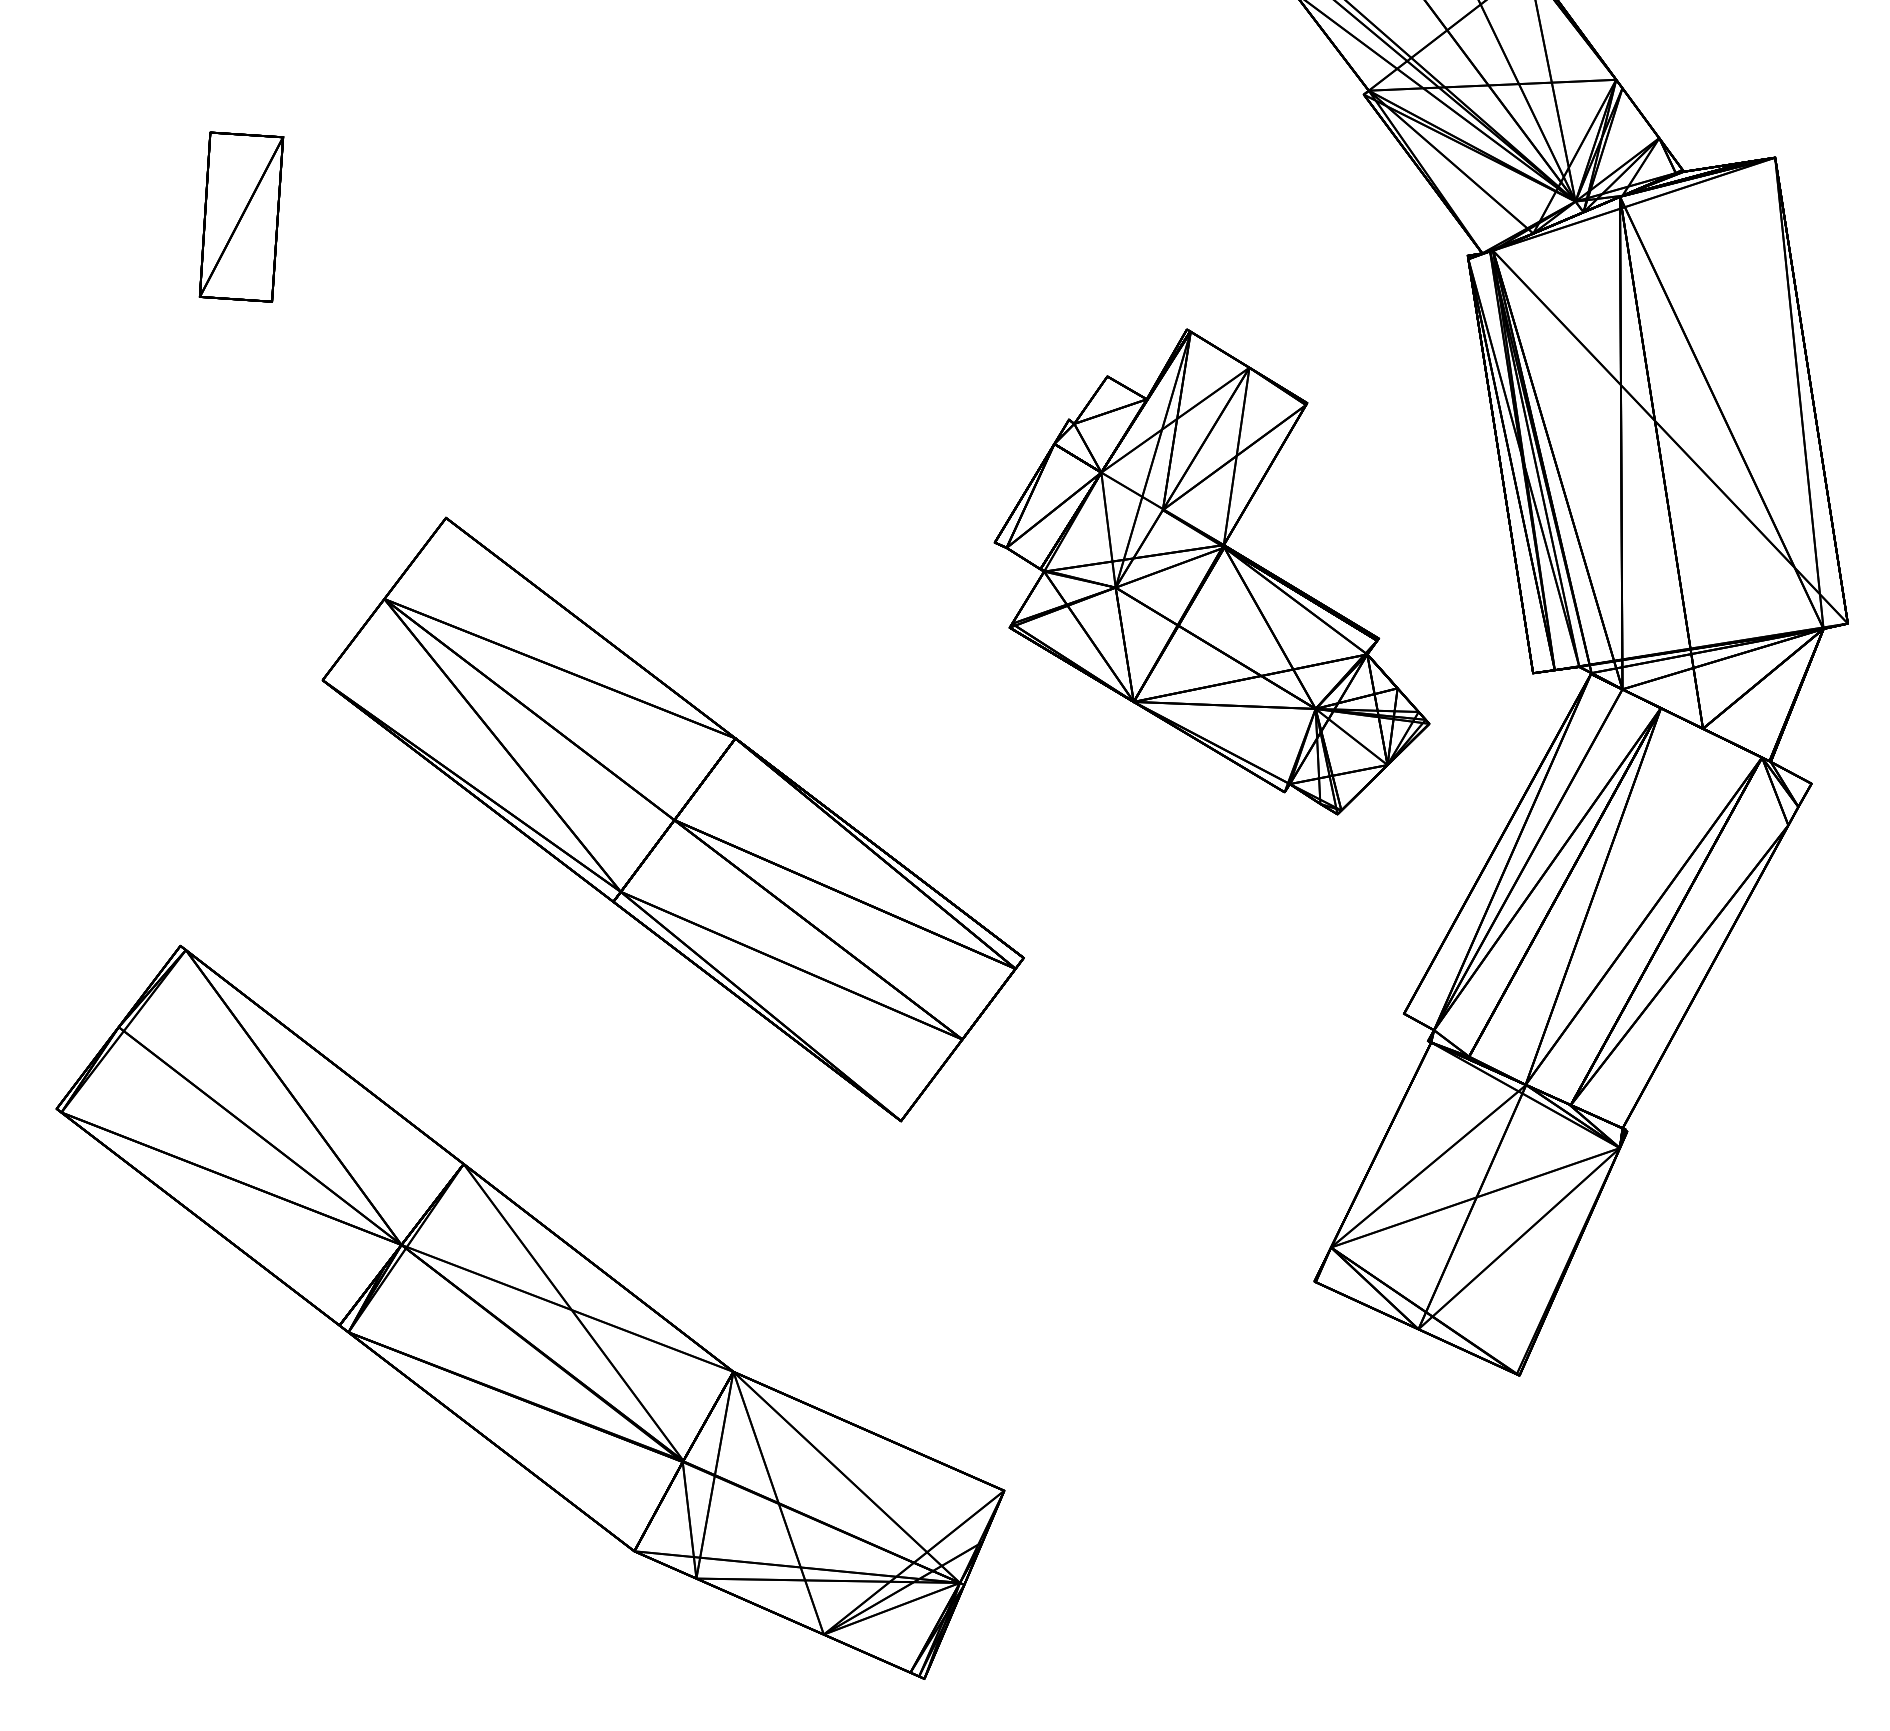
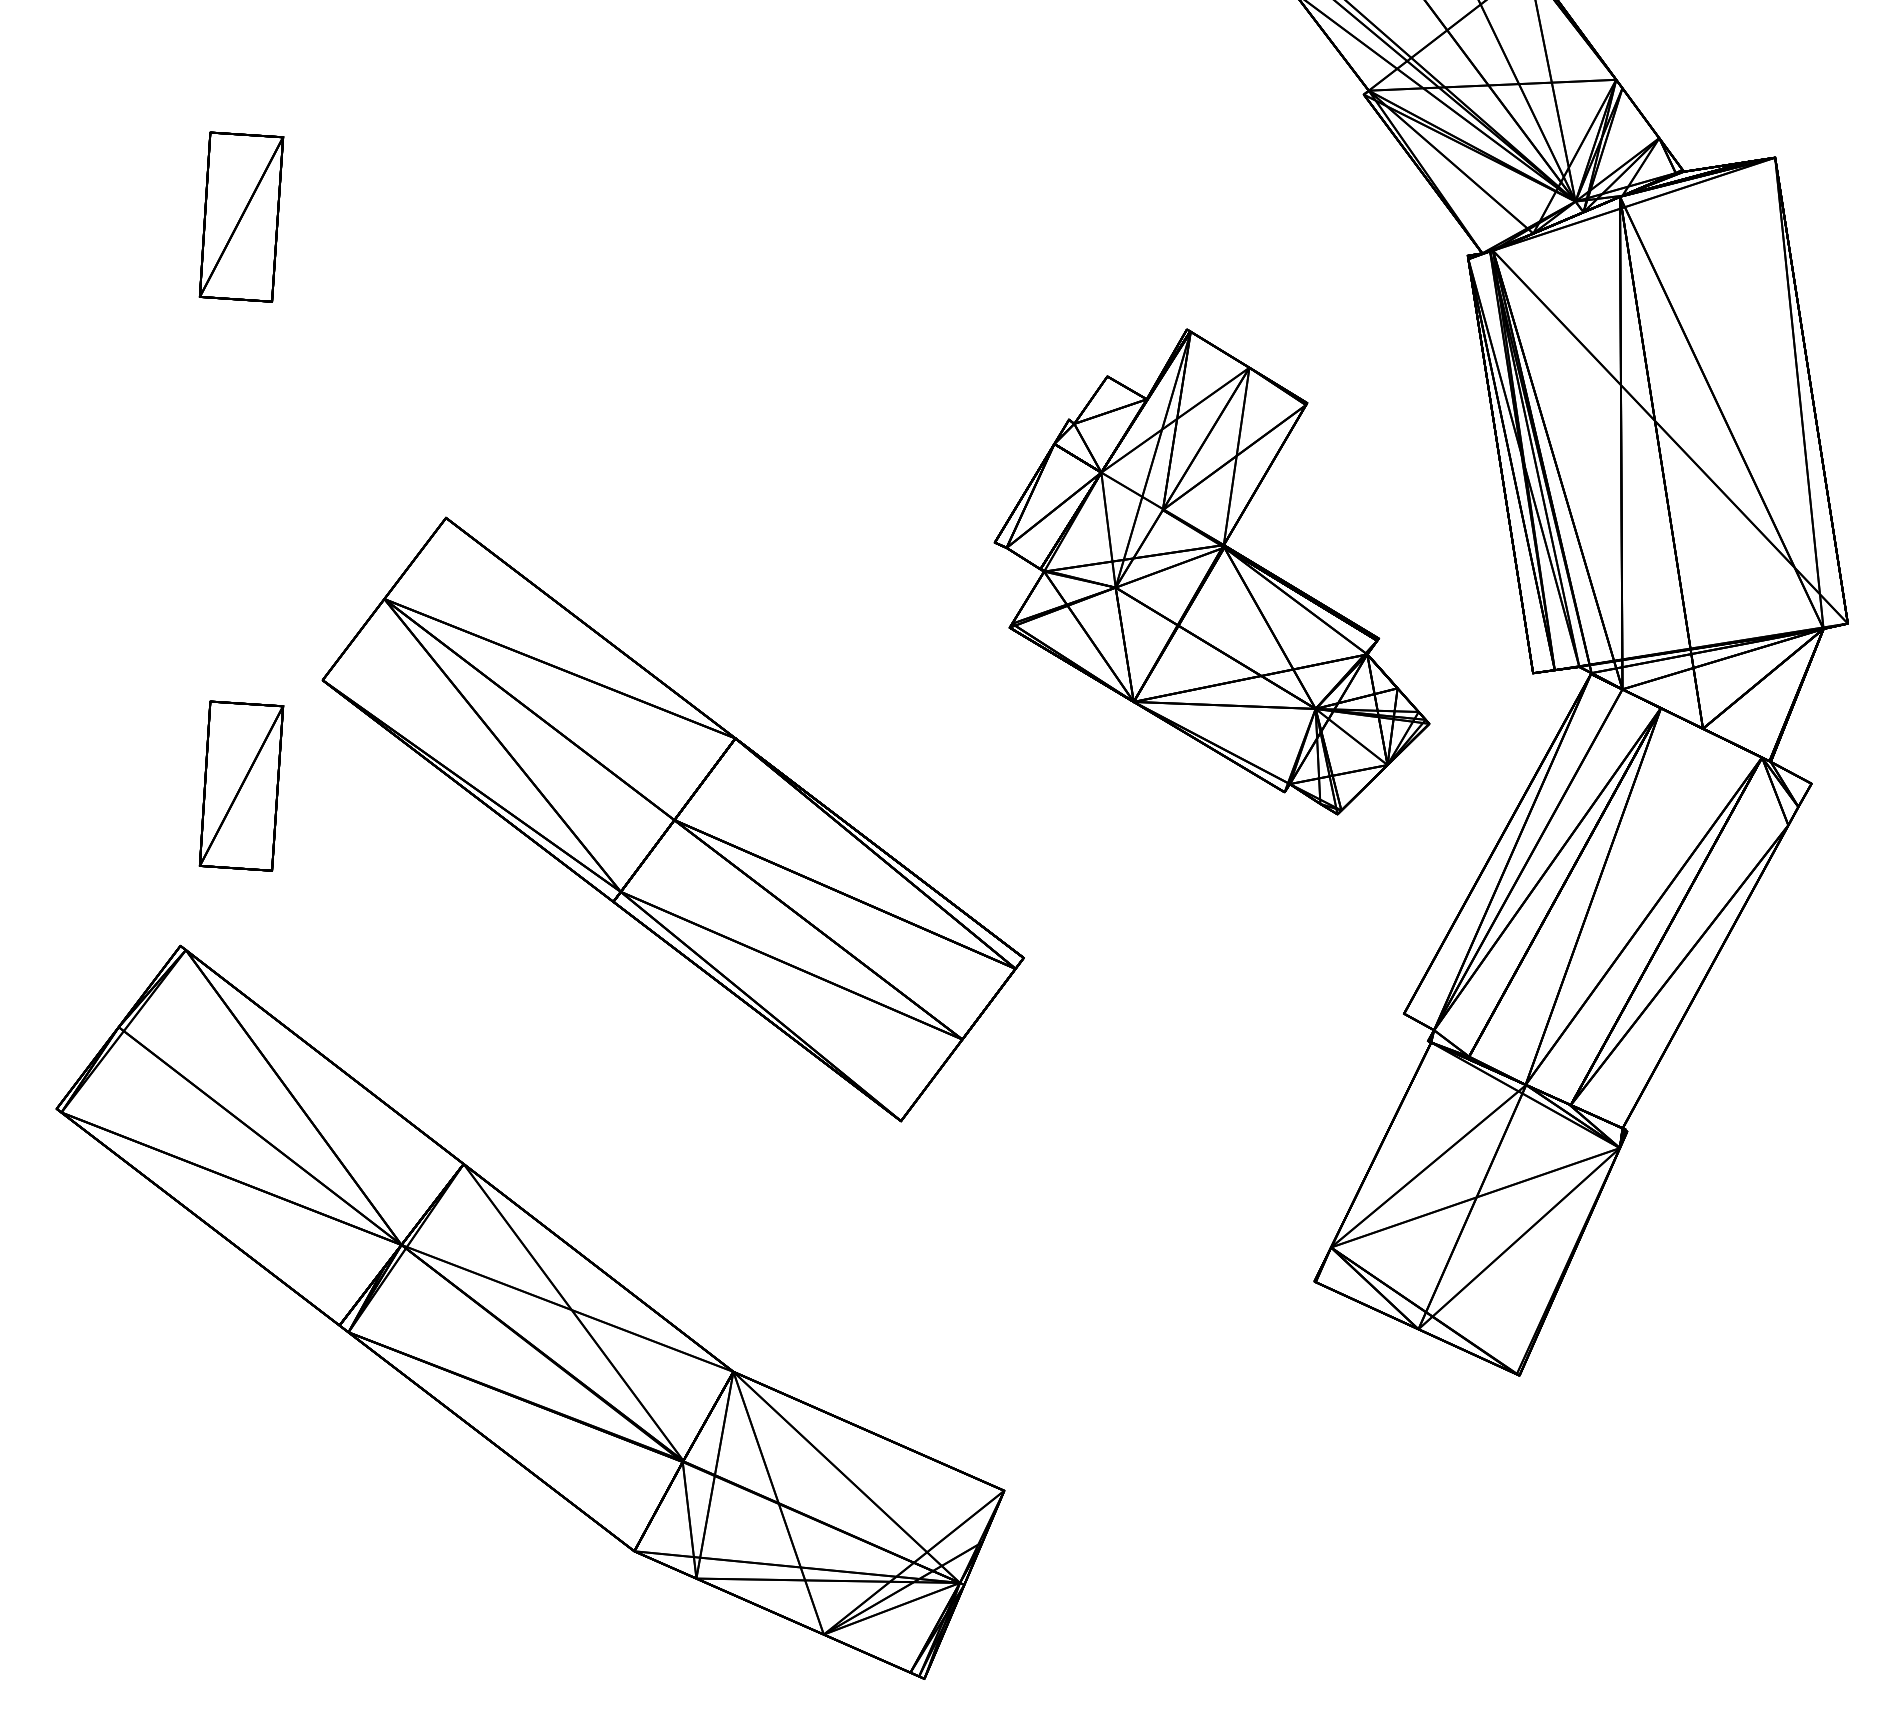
part: none -> present (241, 785)
